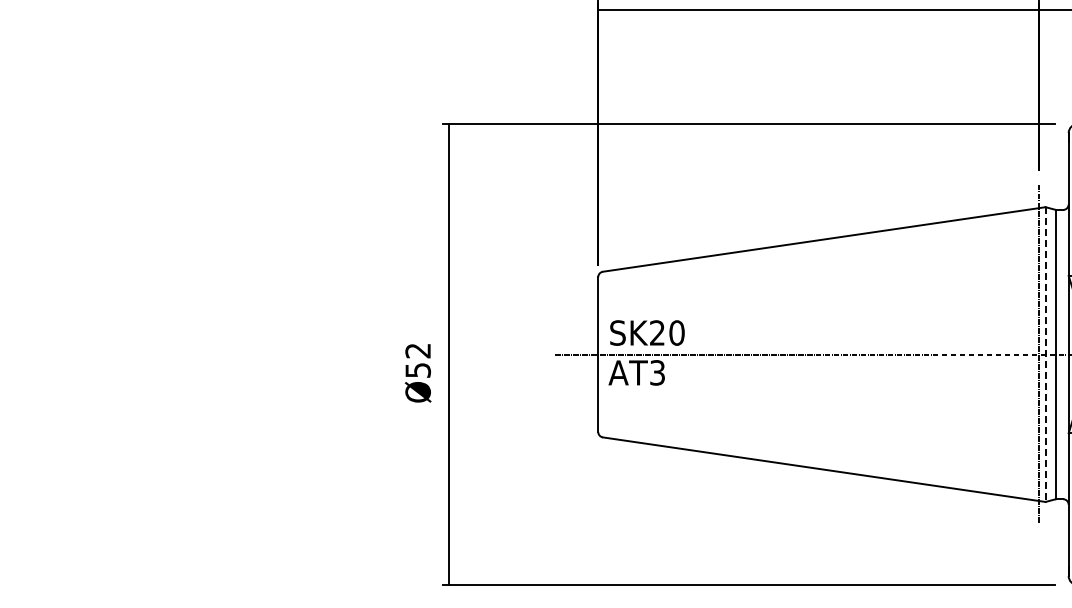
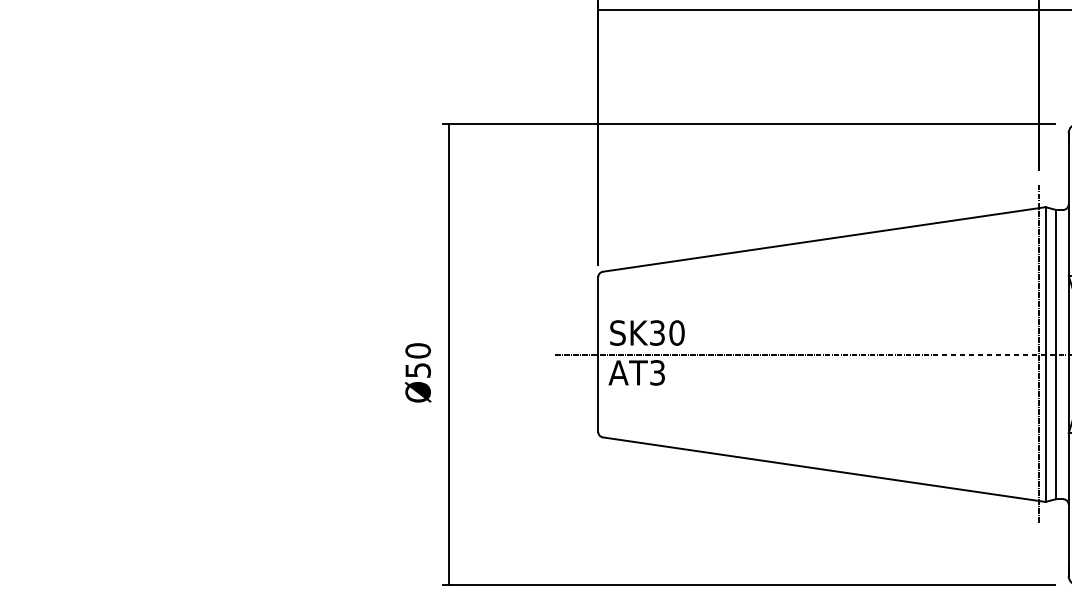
text: SK20 -> SK30 (657, 332)
text: Ø52 -> Ø50 (417, 350)
line: dashed -> solid (1045, 355)
